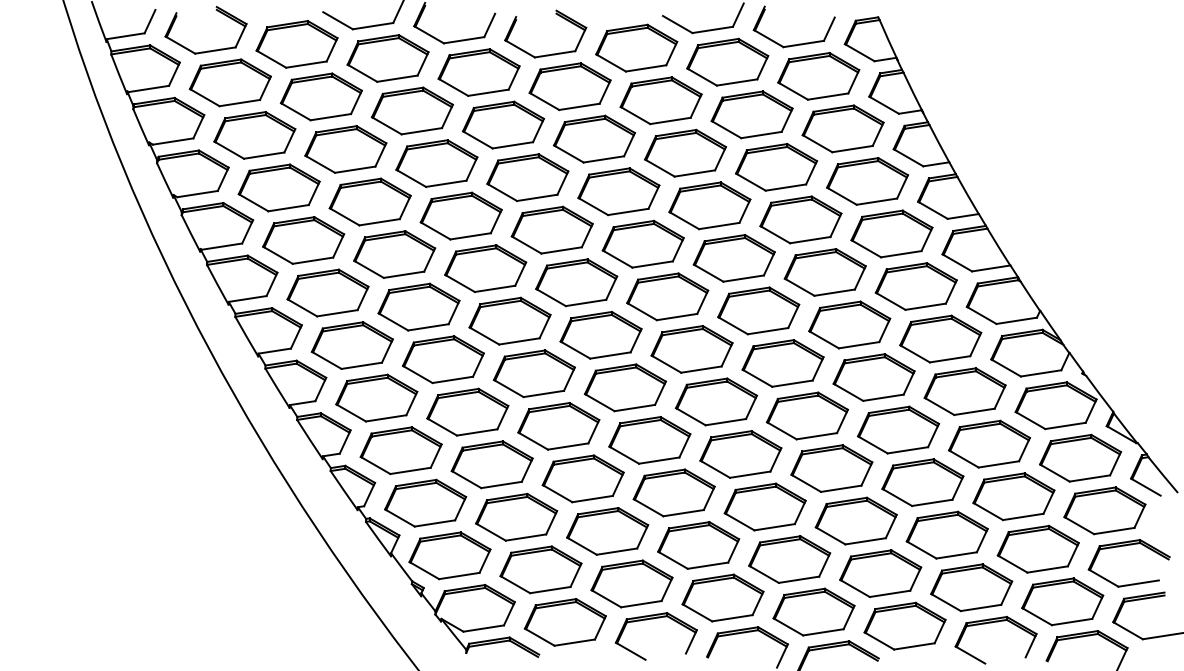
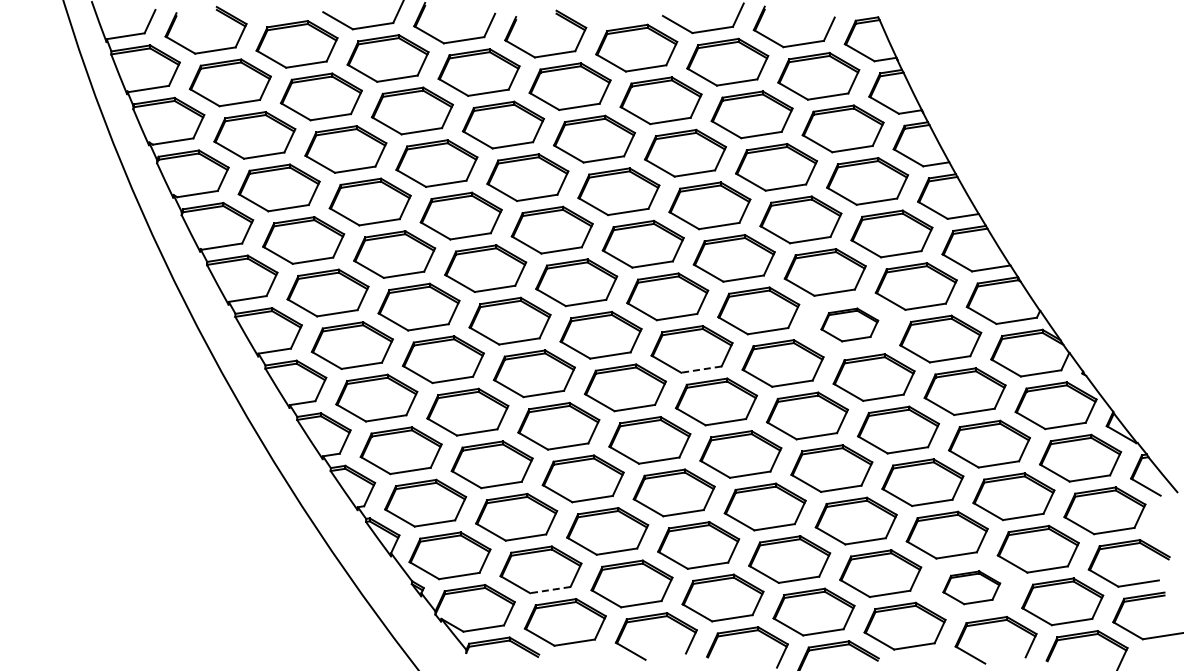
part size: 84x50 px -> 60x36 px (849, 324)
line: solid -> dashed (700, 369)
part size: 84x50 px -> 60x36 px (971, 587)
line: solid -> dashed (549, 590)
